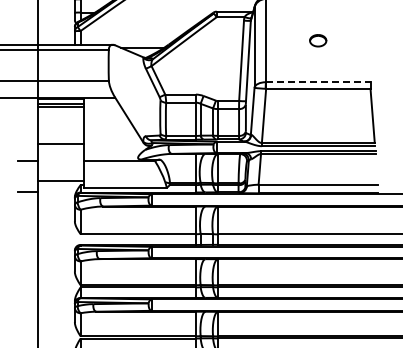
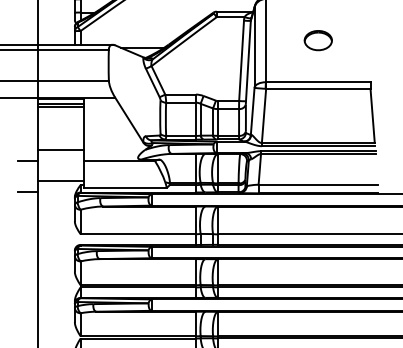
part size: 19x14 px -> 30x22 px (317, 40)
line: dashed -> solid (318, 82)
line position: (61, 143) -> (61, 149) (61, 149)
